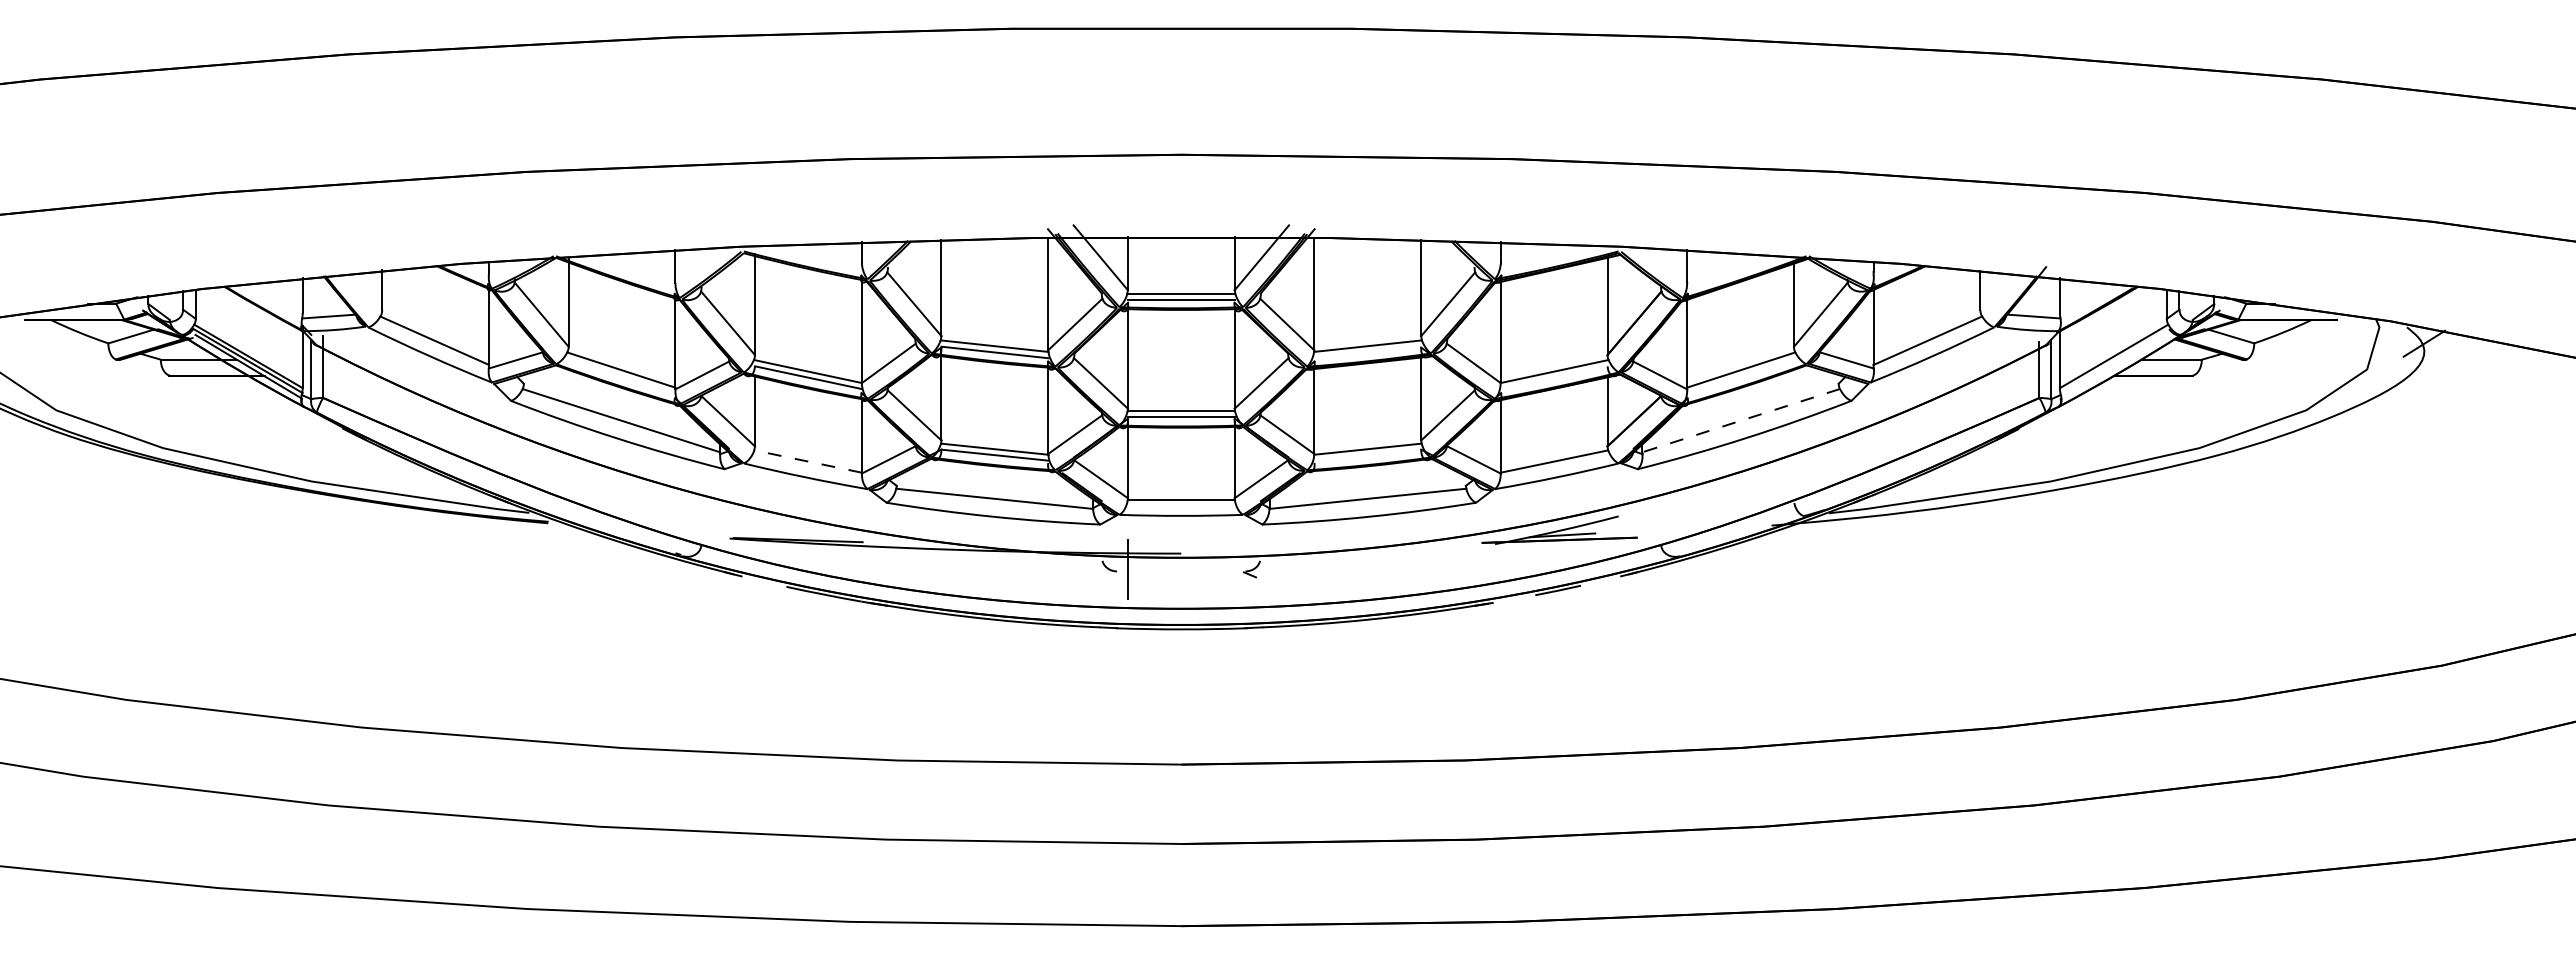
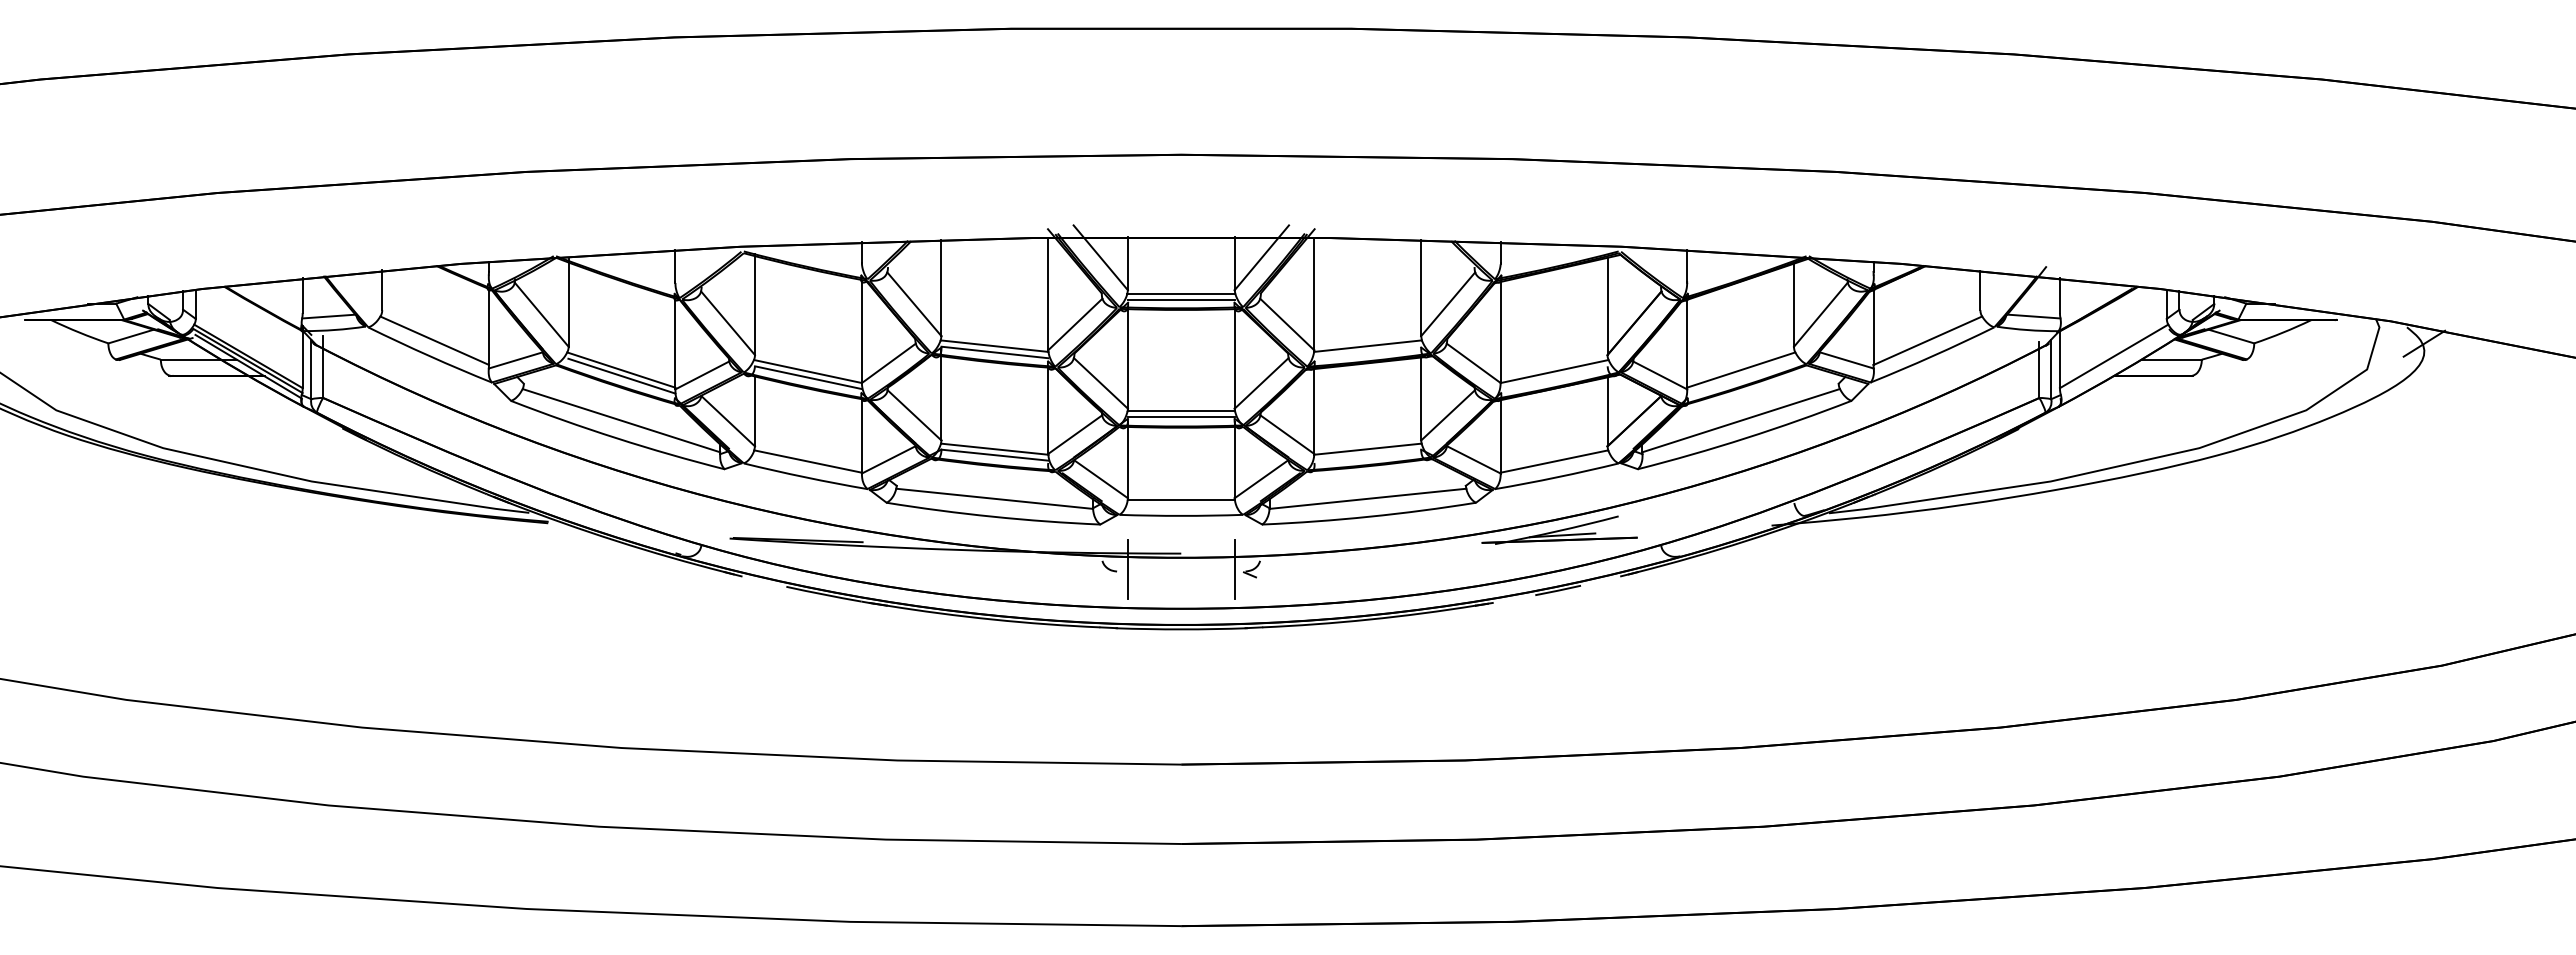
line: none -> present (621, 375)
line: dashed -> solid (1741, 420)
line: dashed -> solid (808, 461)
line: none -> present (1234, 569)
